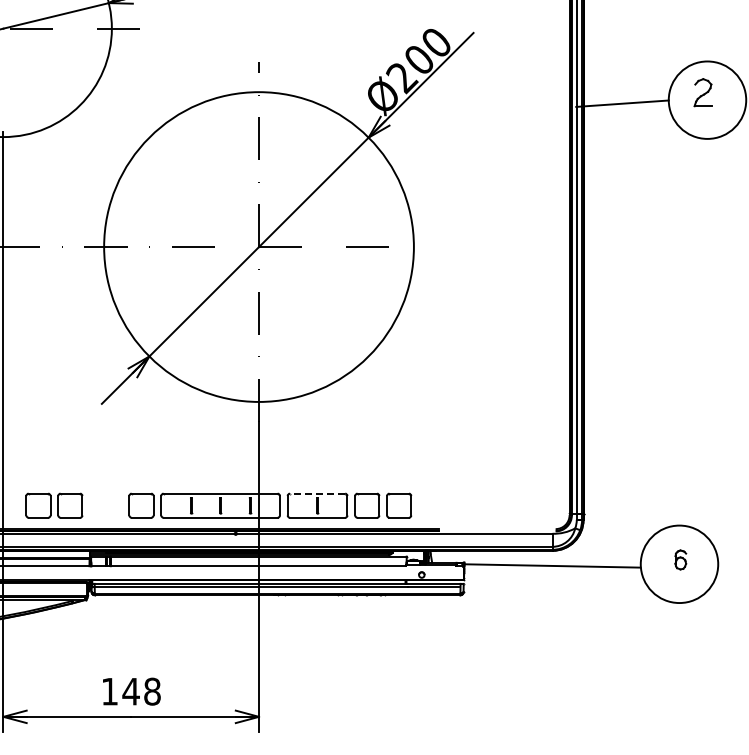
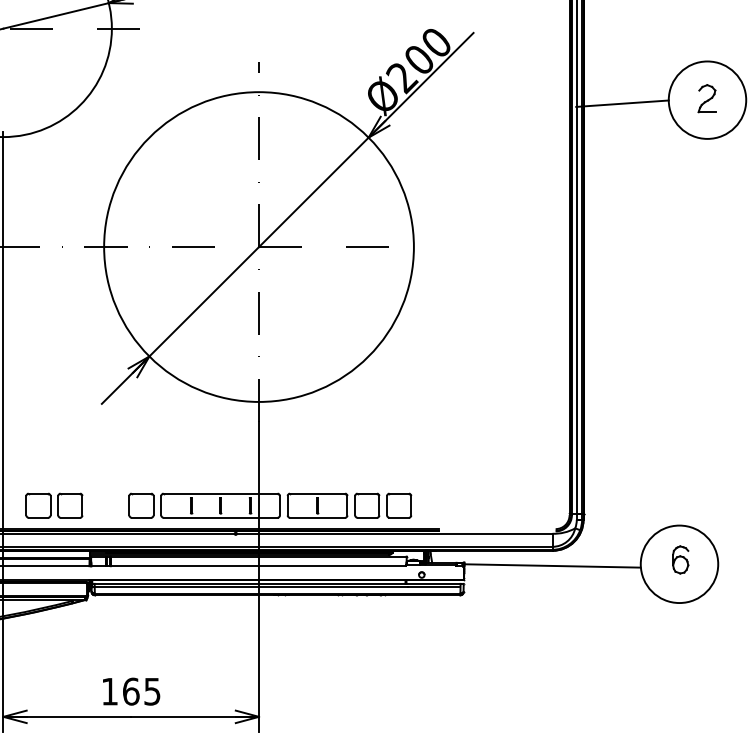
part position: (702, 92) -> (706, 98) (706, 98)
line: dashed -> solid (317, 493)
part size: 14x22 px -> 18x30 px (680, 559)
text: 148 -> 165 (141, 691)
